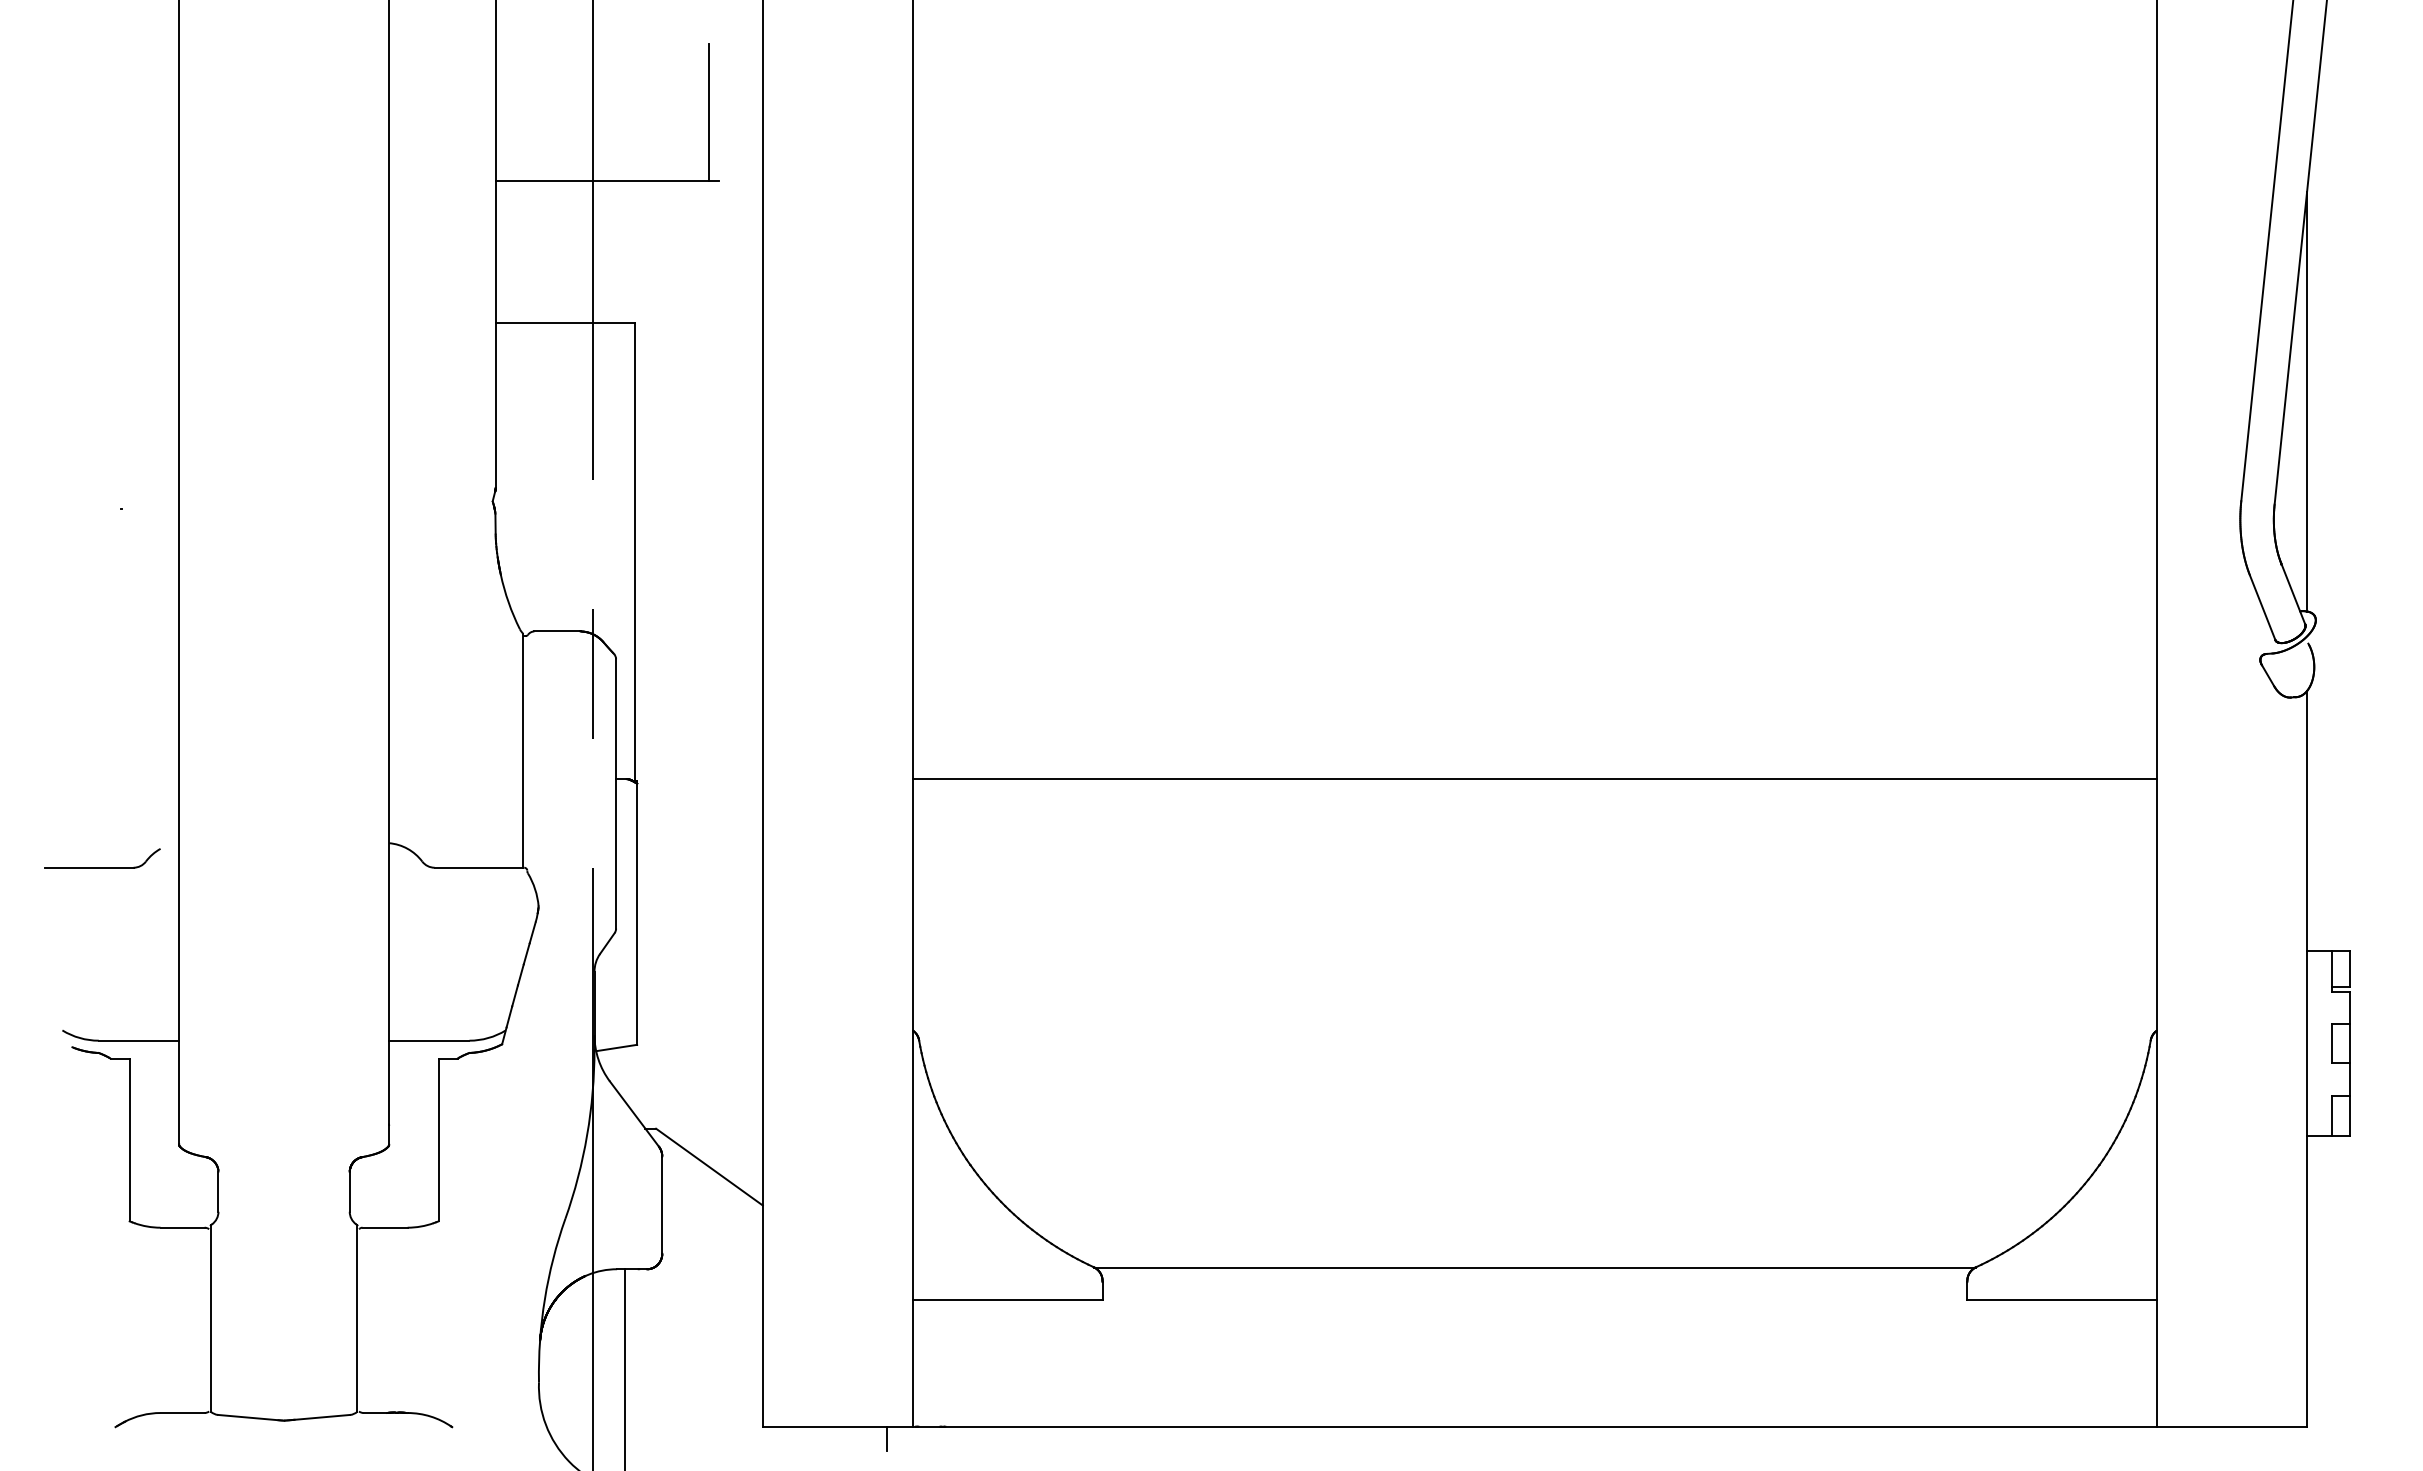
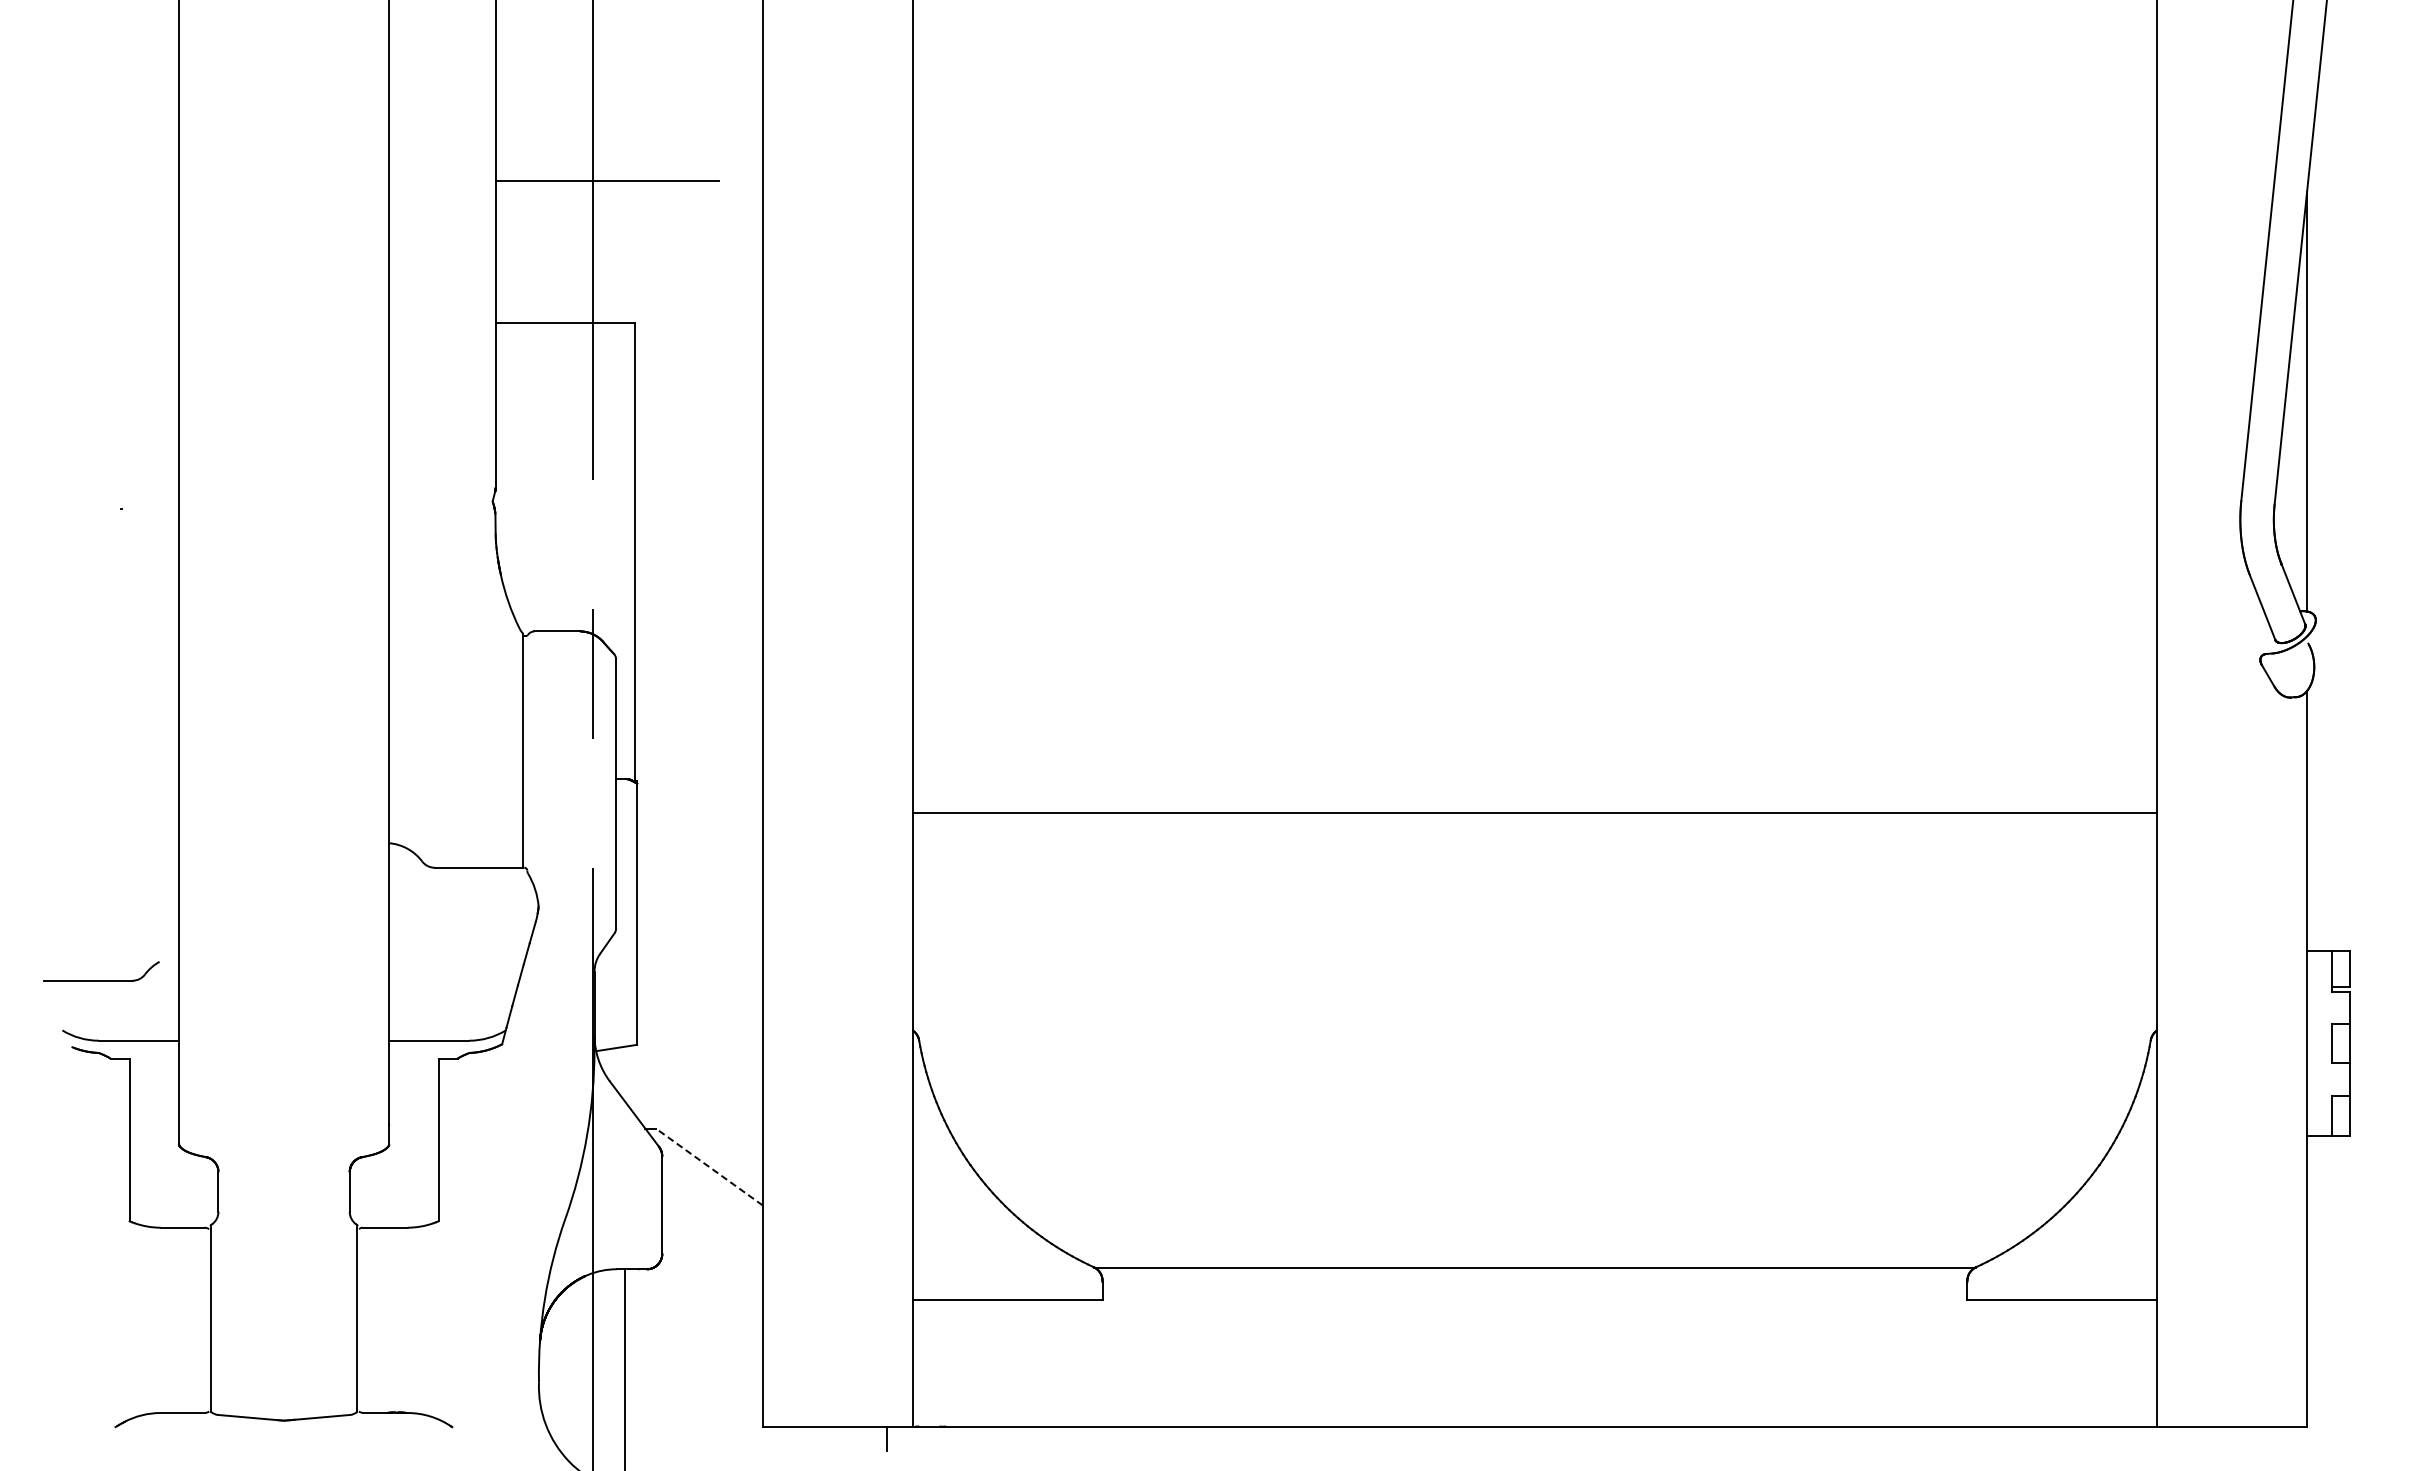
line: present -> none (708, 112)
line position: (1534, 779) -> (1534, 813) (1534, 813)
part position: (102, 867) -> (101, 980) (101, 980)
line: solid -> dashed (709, 1167)
